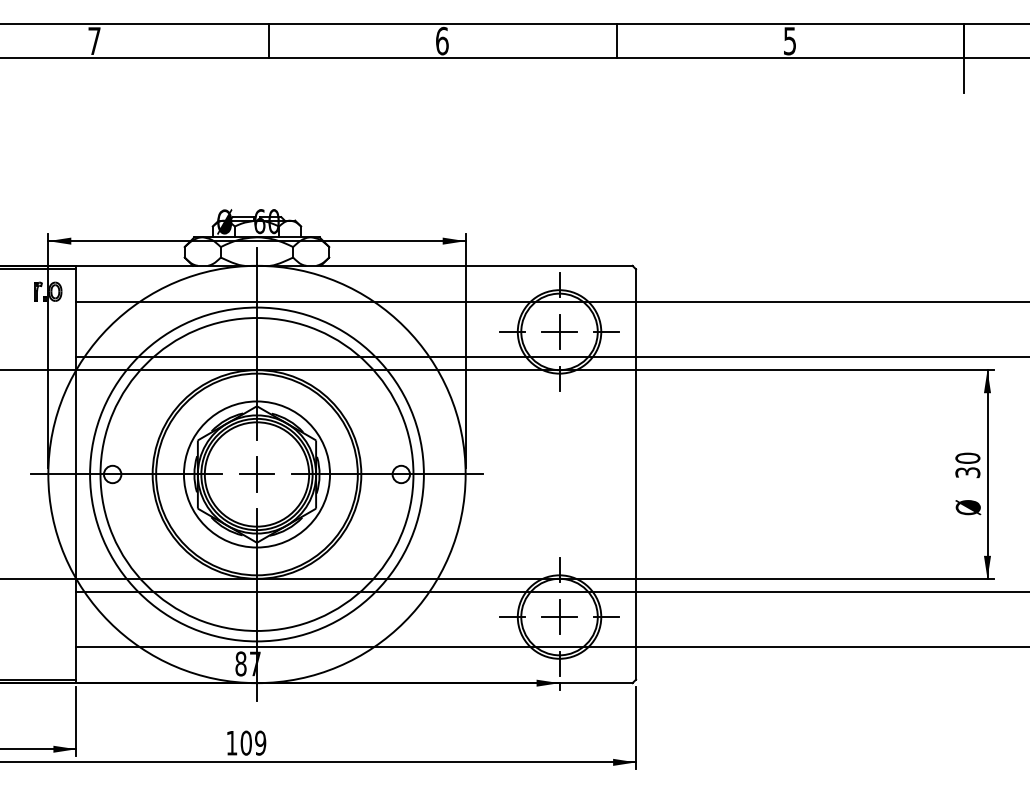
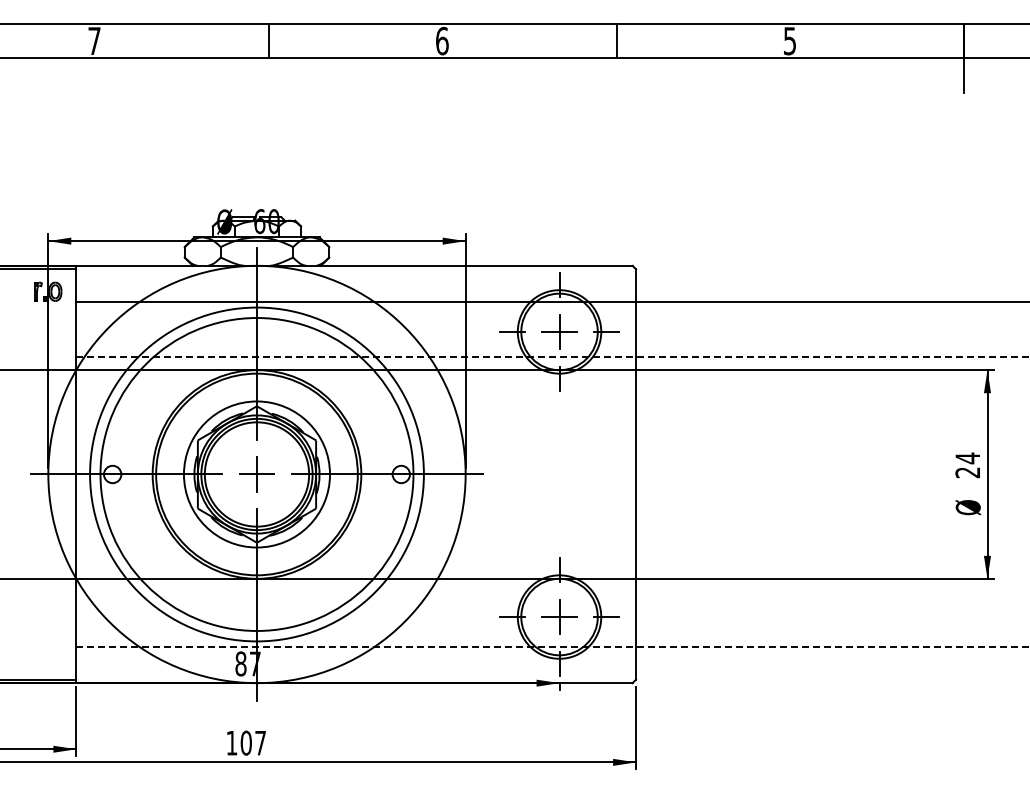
line: solid -> dashed (553, 357)
text: 30 -> 24 (967, 465)
line: present -> none (551, 591)
line: solid -> dashed (553, 647)
text: 109 -> 107 (260, 742)
